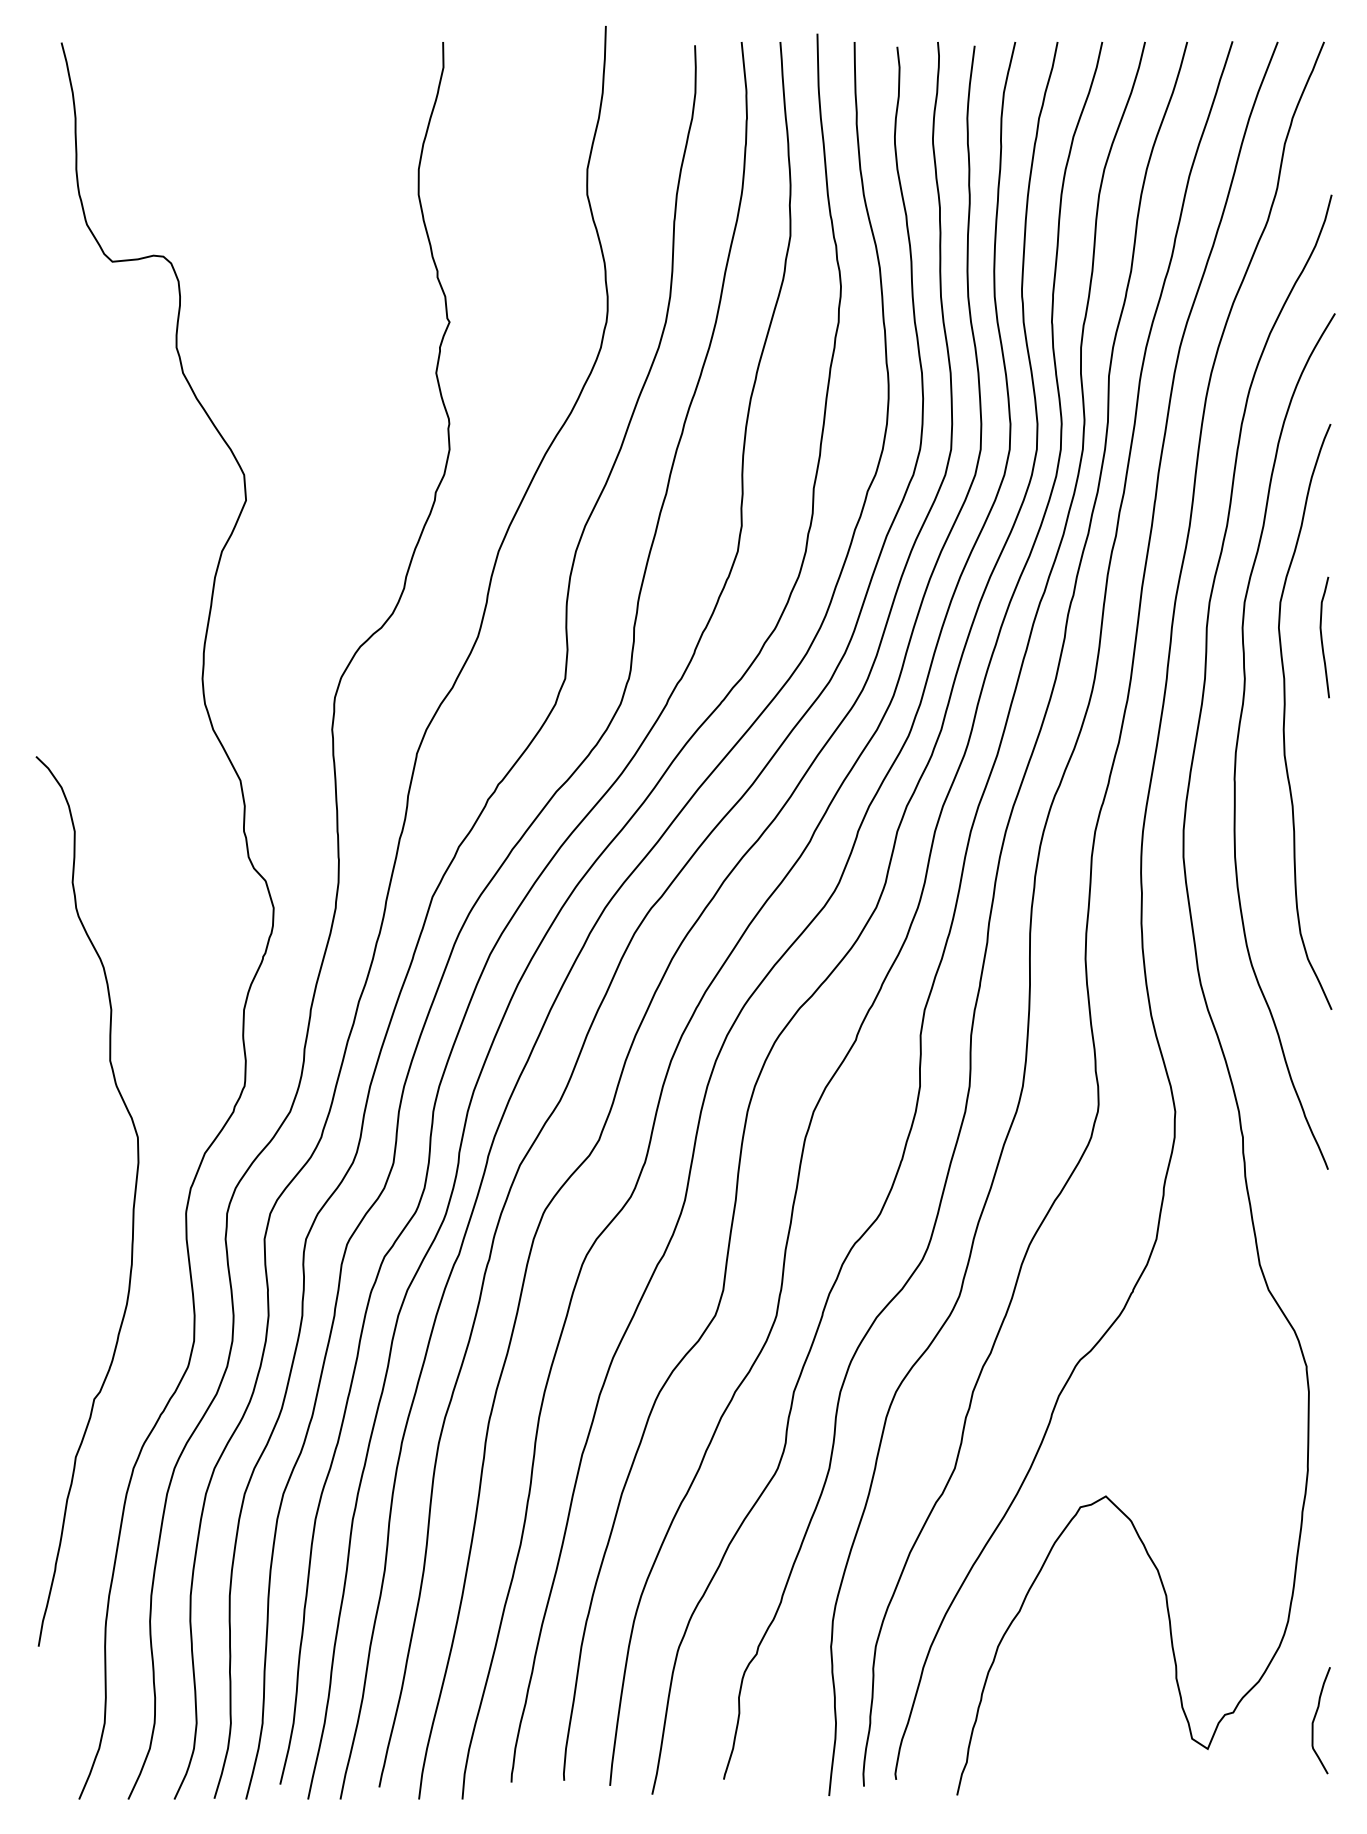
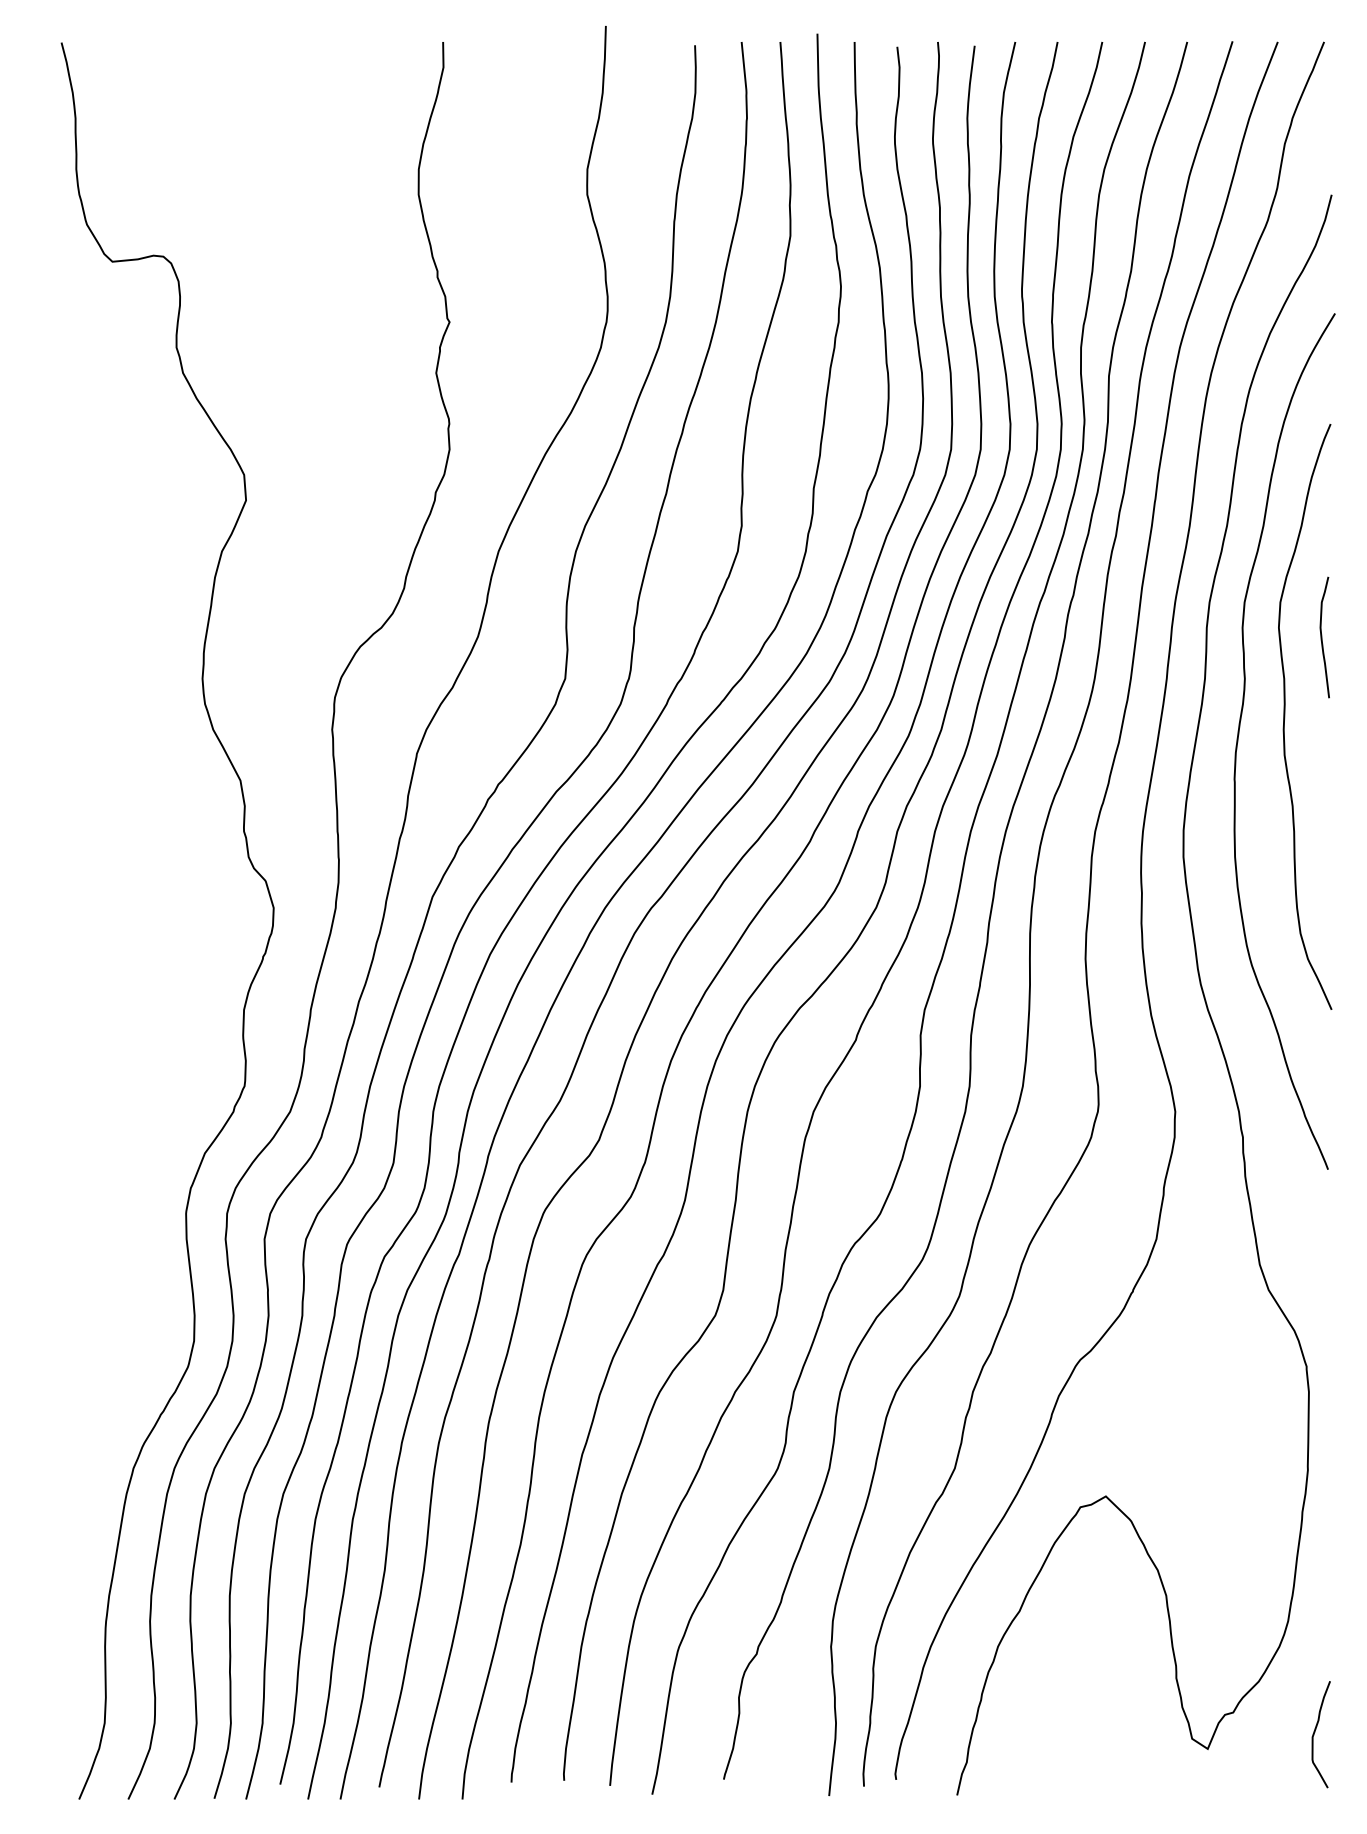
curve: present -> none (132, 1207)
curve position: (1315, 1718) -> (1315, 1732) (1315, 1732)
